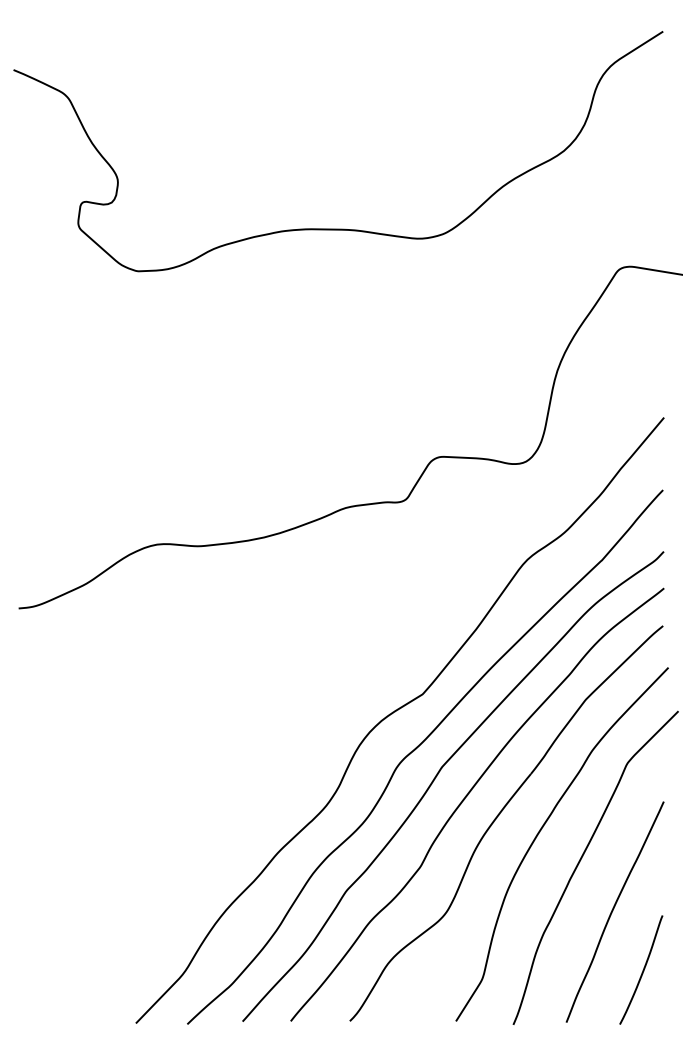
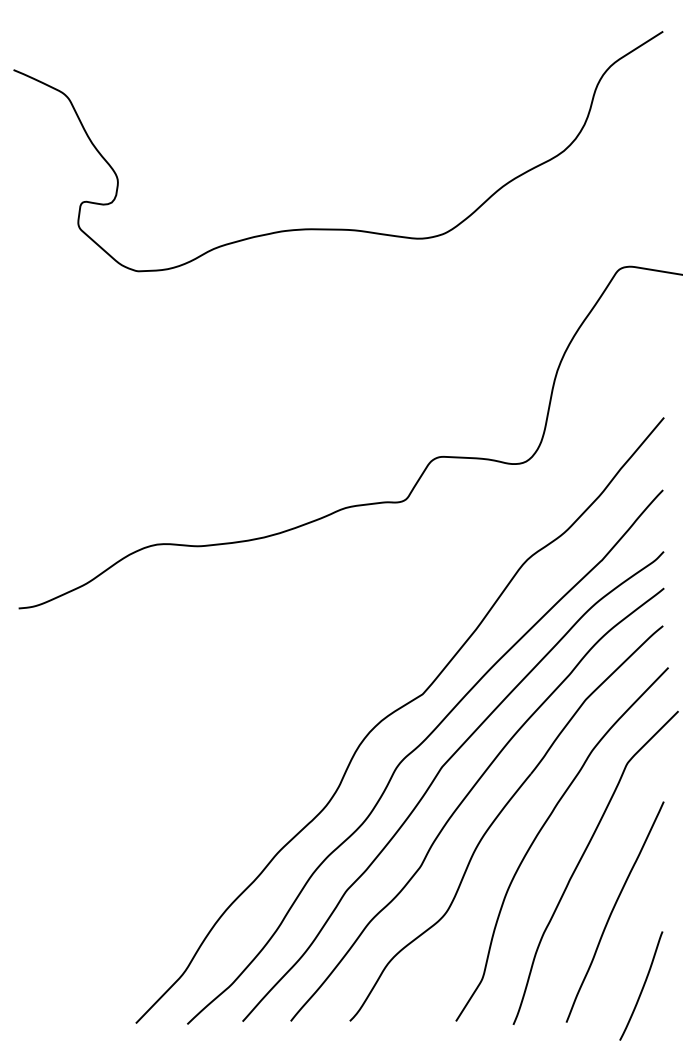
curve position: (642, 970) -> (642, 986) (642, 986)
